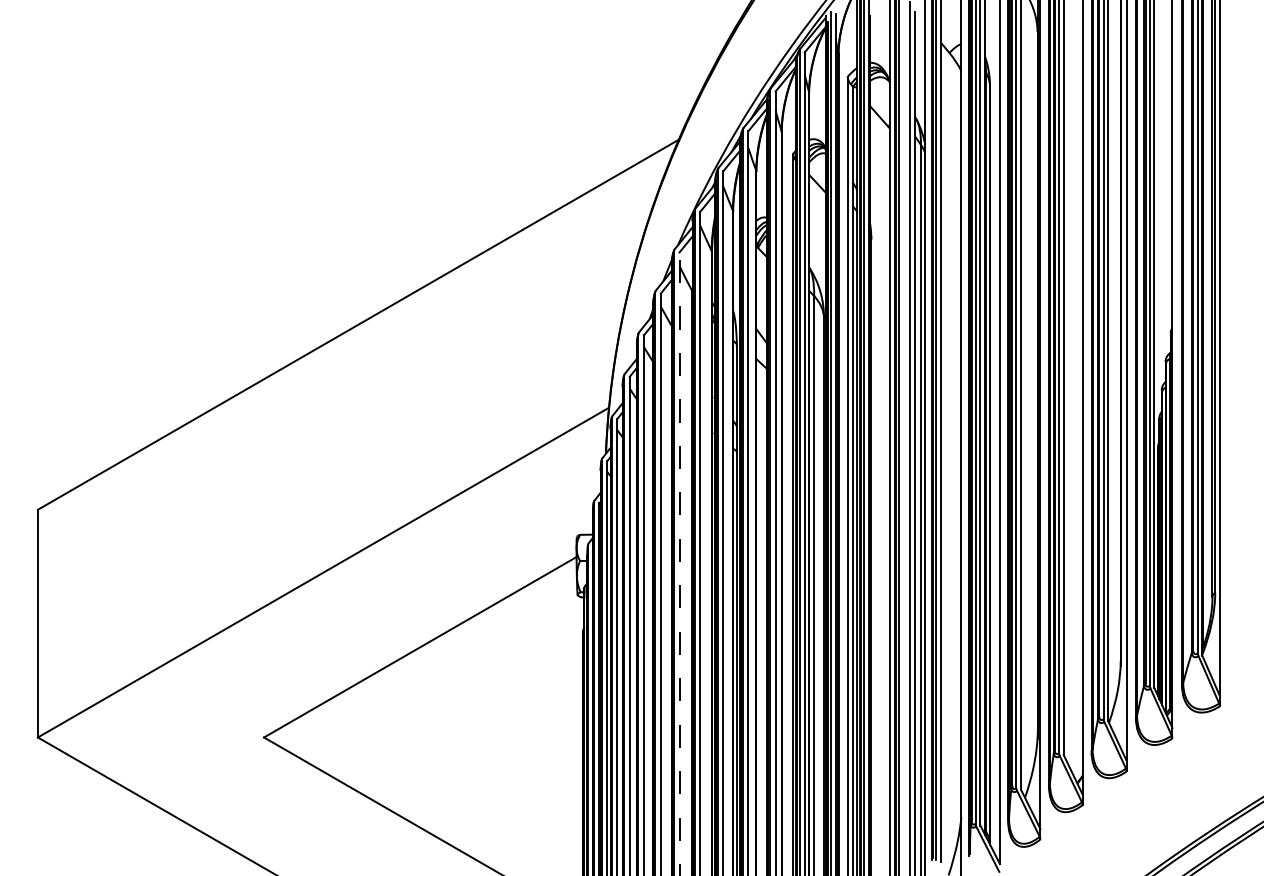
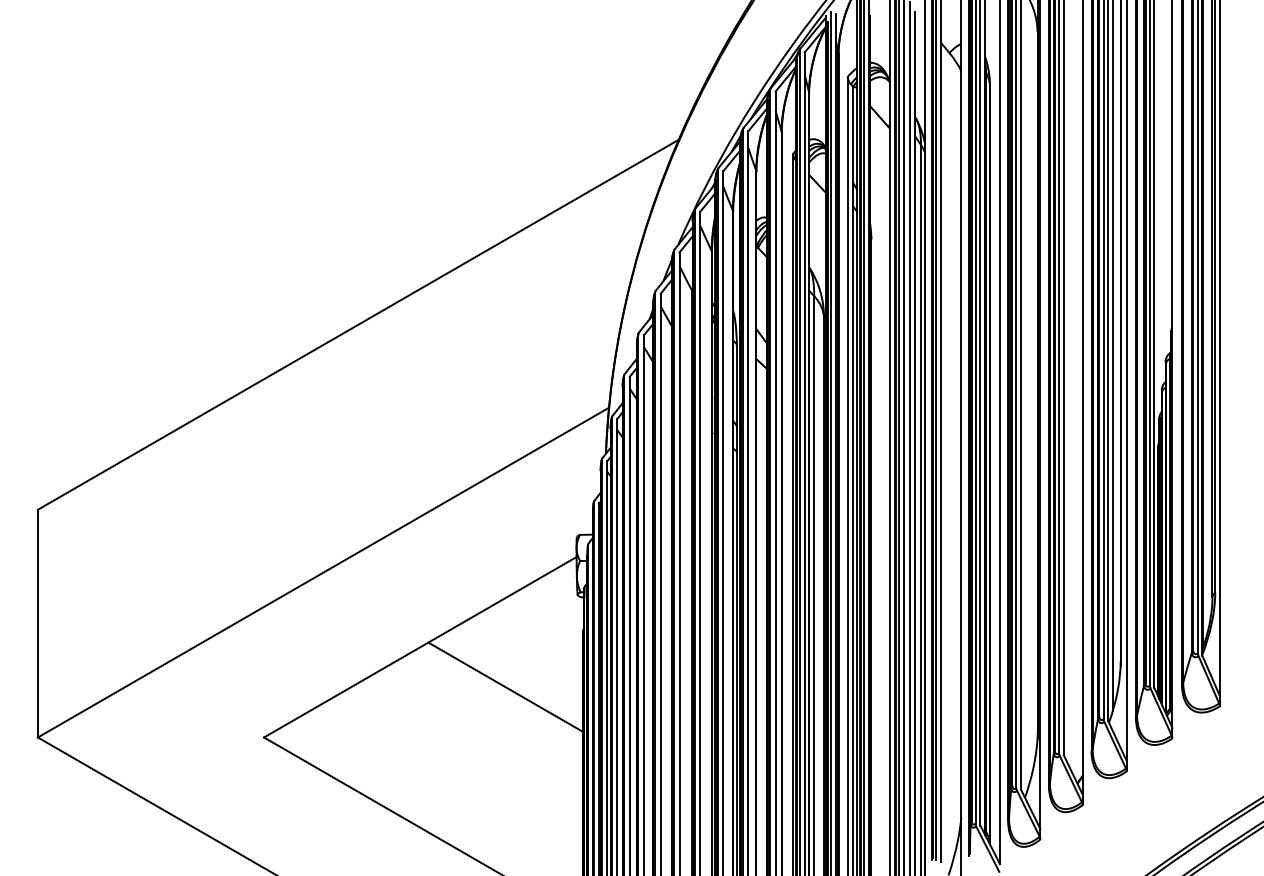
line: none -> present (1112, 356)
line: none -> present (904, 437)
line: dashed -> solid (679, 564)
line: none -> present (505, 686)
